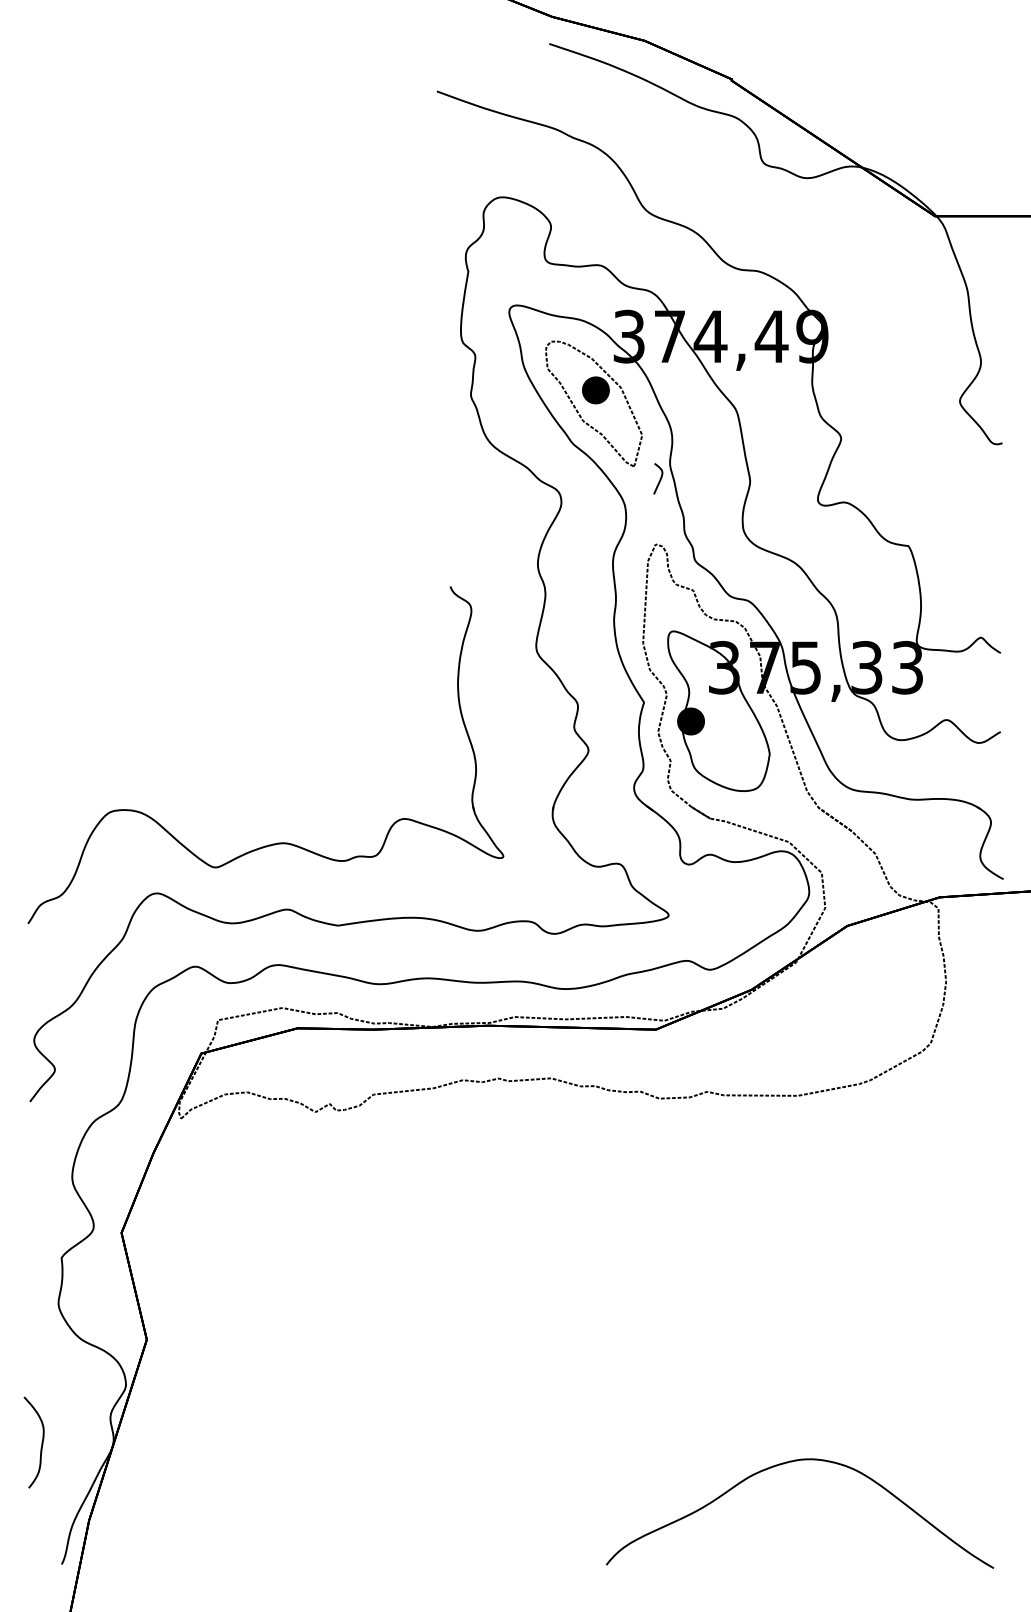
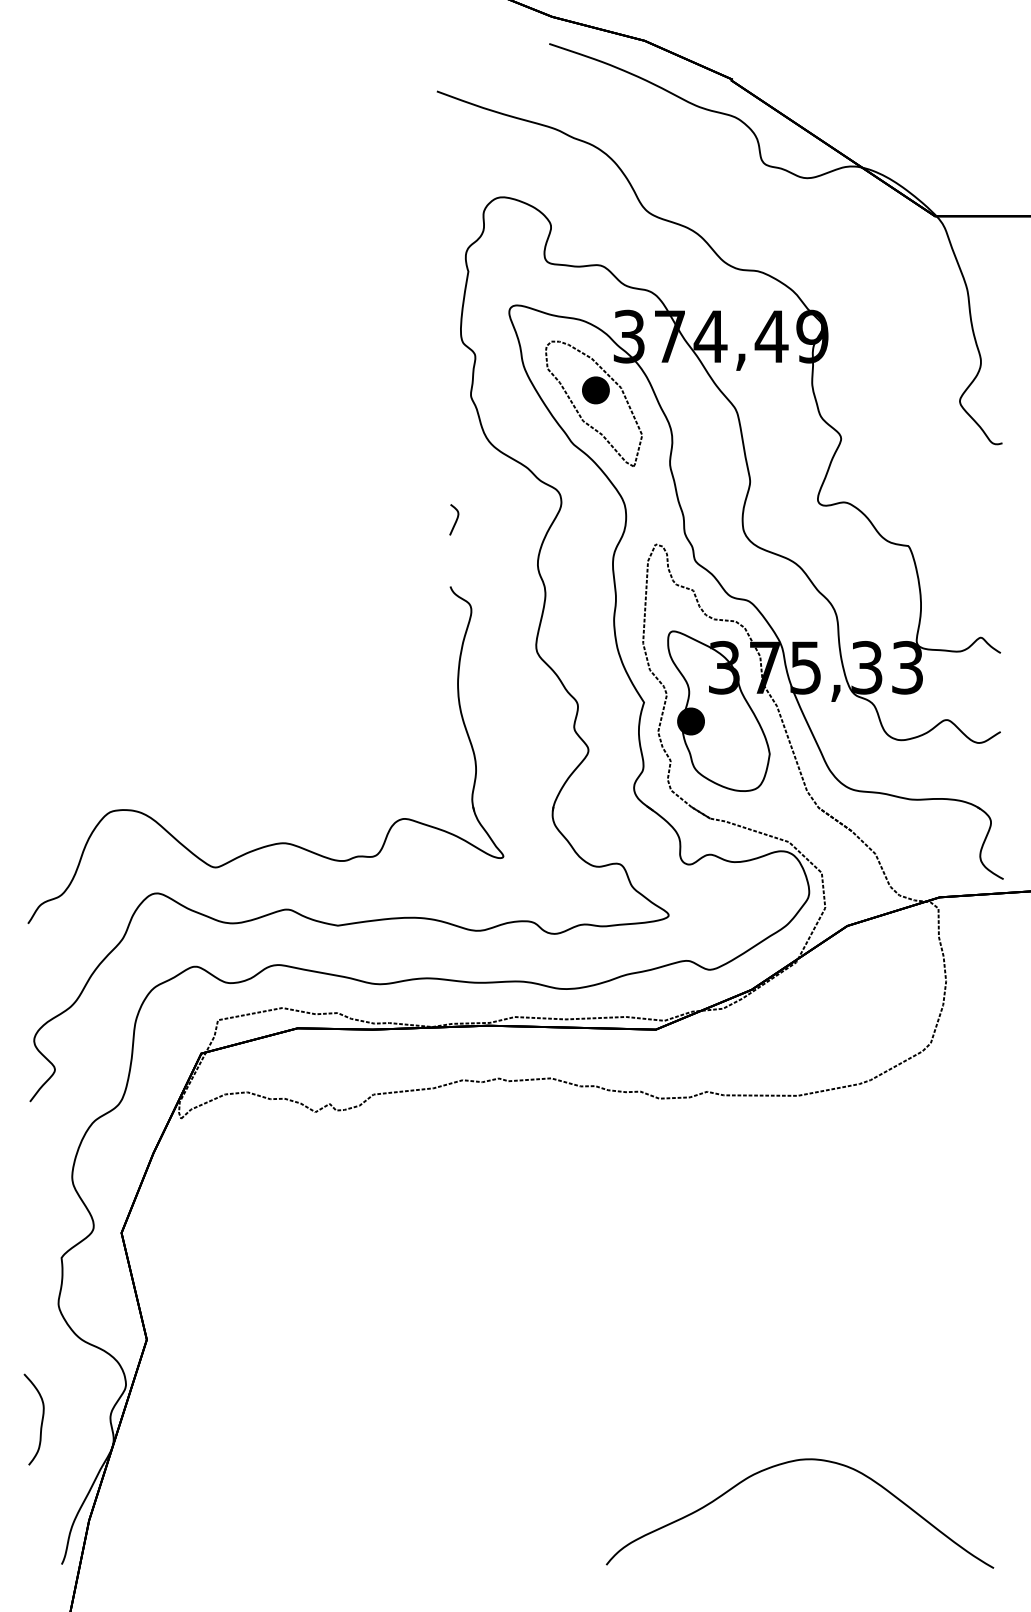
curve position: (659, 479) -> (455, 520) (455, 520)
curve position: (41, 1442) -> (41, 1419) (41, 1419)
